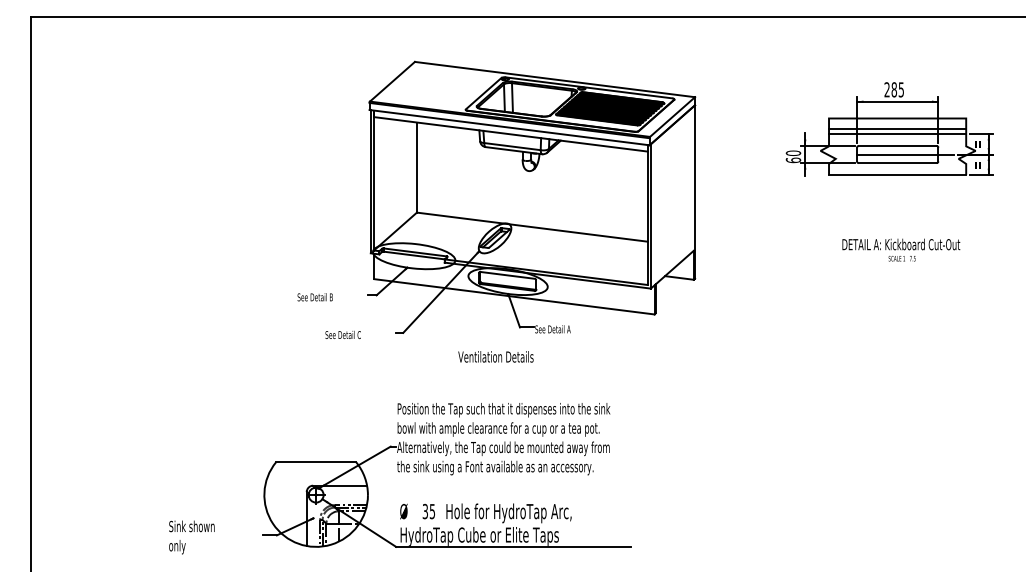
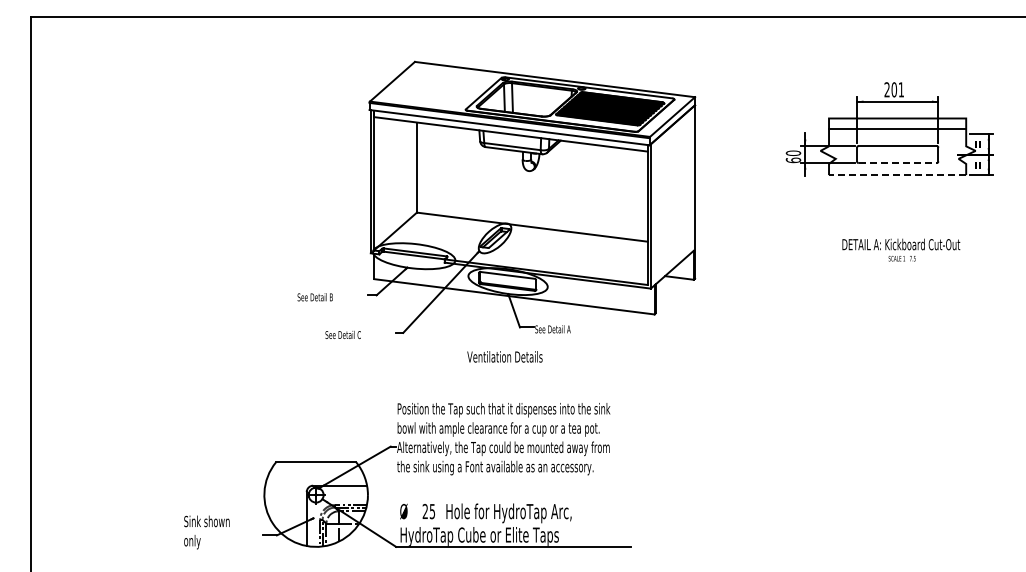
text: 285 -> 201 (897, 89)
line: present -> none (897, 134)
line: present -> none (905, 154)
line: solid -> dashed (897, 163)
line: solid -> dashed (897, 175)
text position: (495, 356) -> (504, 356) (504, 356)
text: 35 -> 25 (424, 511)
text position: (191, 537) -> (206, 532) (206, 532)
